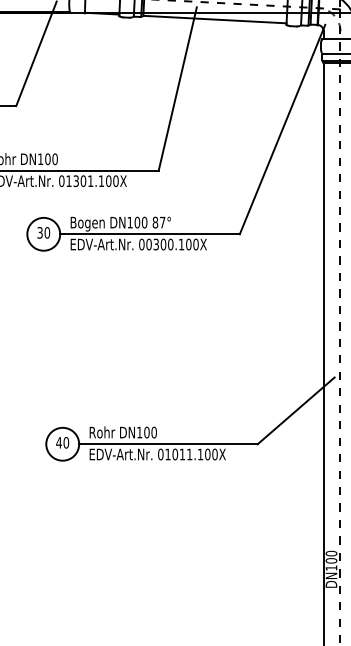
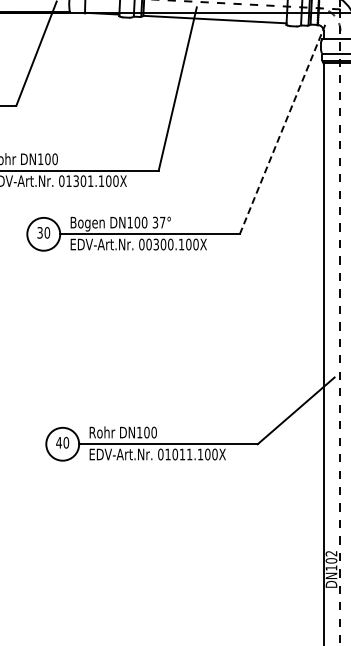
line: solid -> dashed (282, 129)
text: 87° -> 37° (155, 222)
text: DN100 -> DN102 (331, 553)
